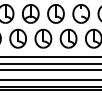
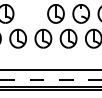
part: present -> none (30, 13)
line: present -> none (50, 56)
line: present -> none (50, 63)
line: solid -> dashed (50, 79)
